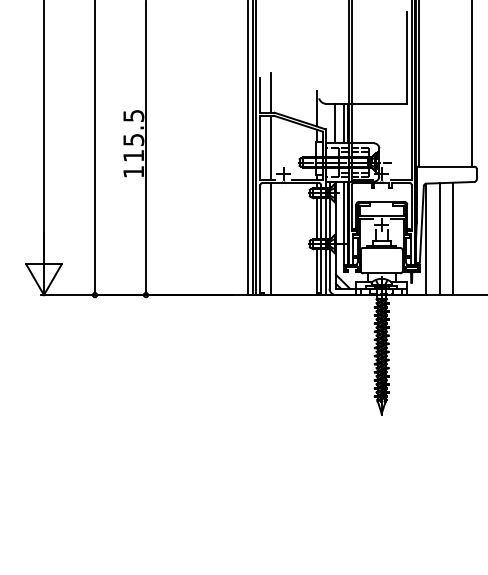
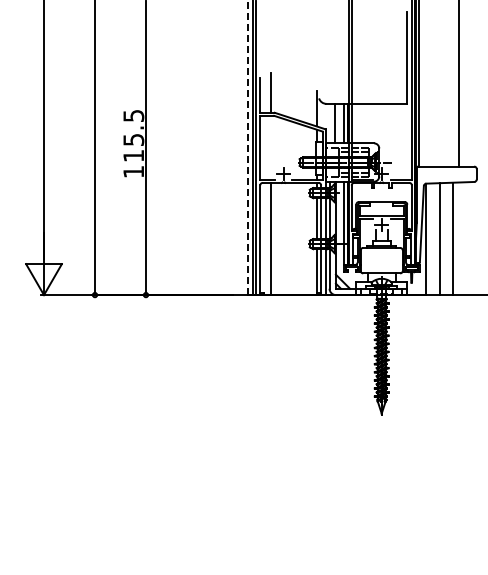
line position: (471, 84) -> (458, 84) (458, 84)
line: solid -> dashed (247, 147)
line: present -> none (270, 147)
